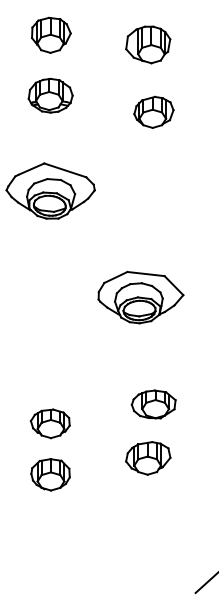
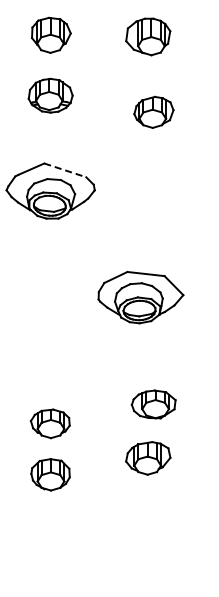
part position: (148, 44) -> (148, 36) (148, 36)
line: solid -> dashed (65, 170)
line: present -> none (205, 583)
